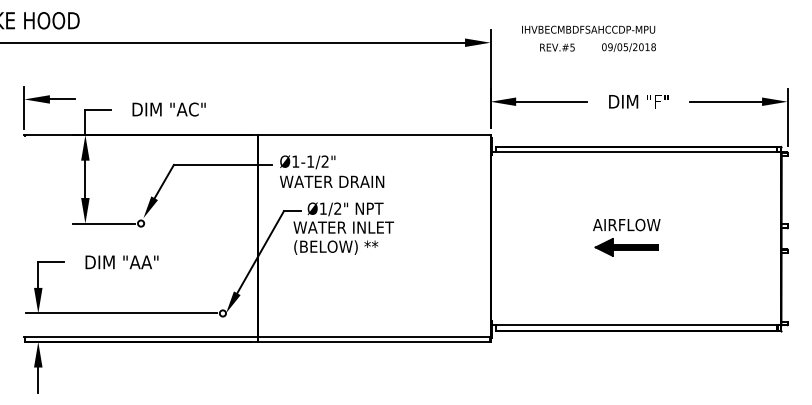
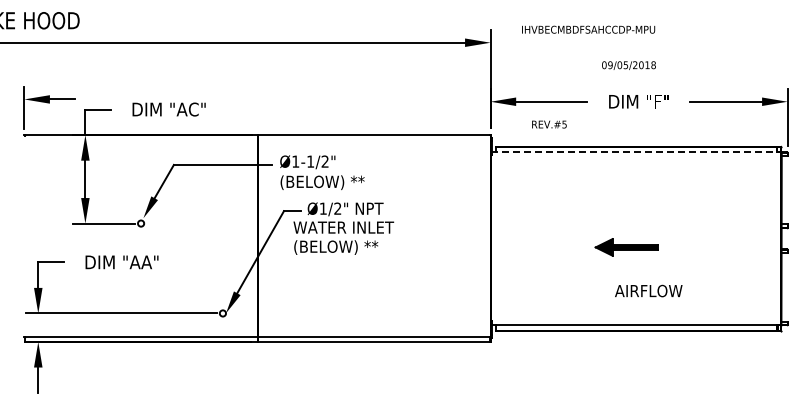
text position: (557, 47) -> (549, 124) (549, 124)
text position: (628, 47) -> (628, 65) (628, 65)
line: solid -> dashed (634, 152)
text: WATER DRAIN -> (BELOW) ** (332, 182)
text position: (626, 224) -> (648, 290) (648, 290)
